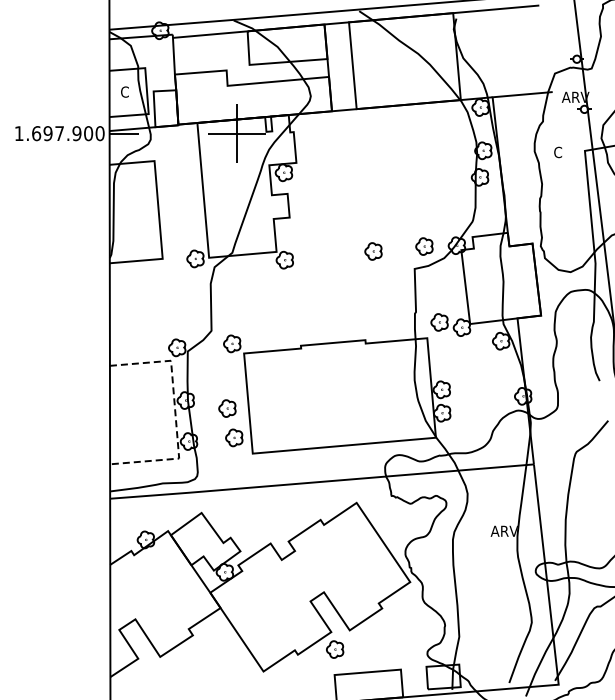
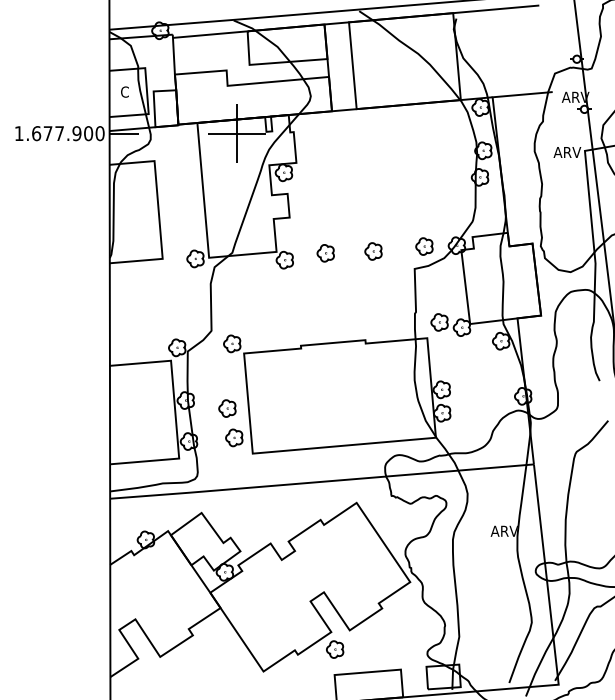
text: 1.697.900 -> 1.677.900 (47, 133)
text: C -> ARV (567, 152)
part: none -> present (325, 253)
line: dashed -> solid (175, 414)
